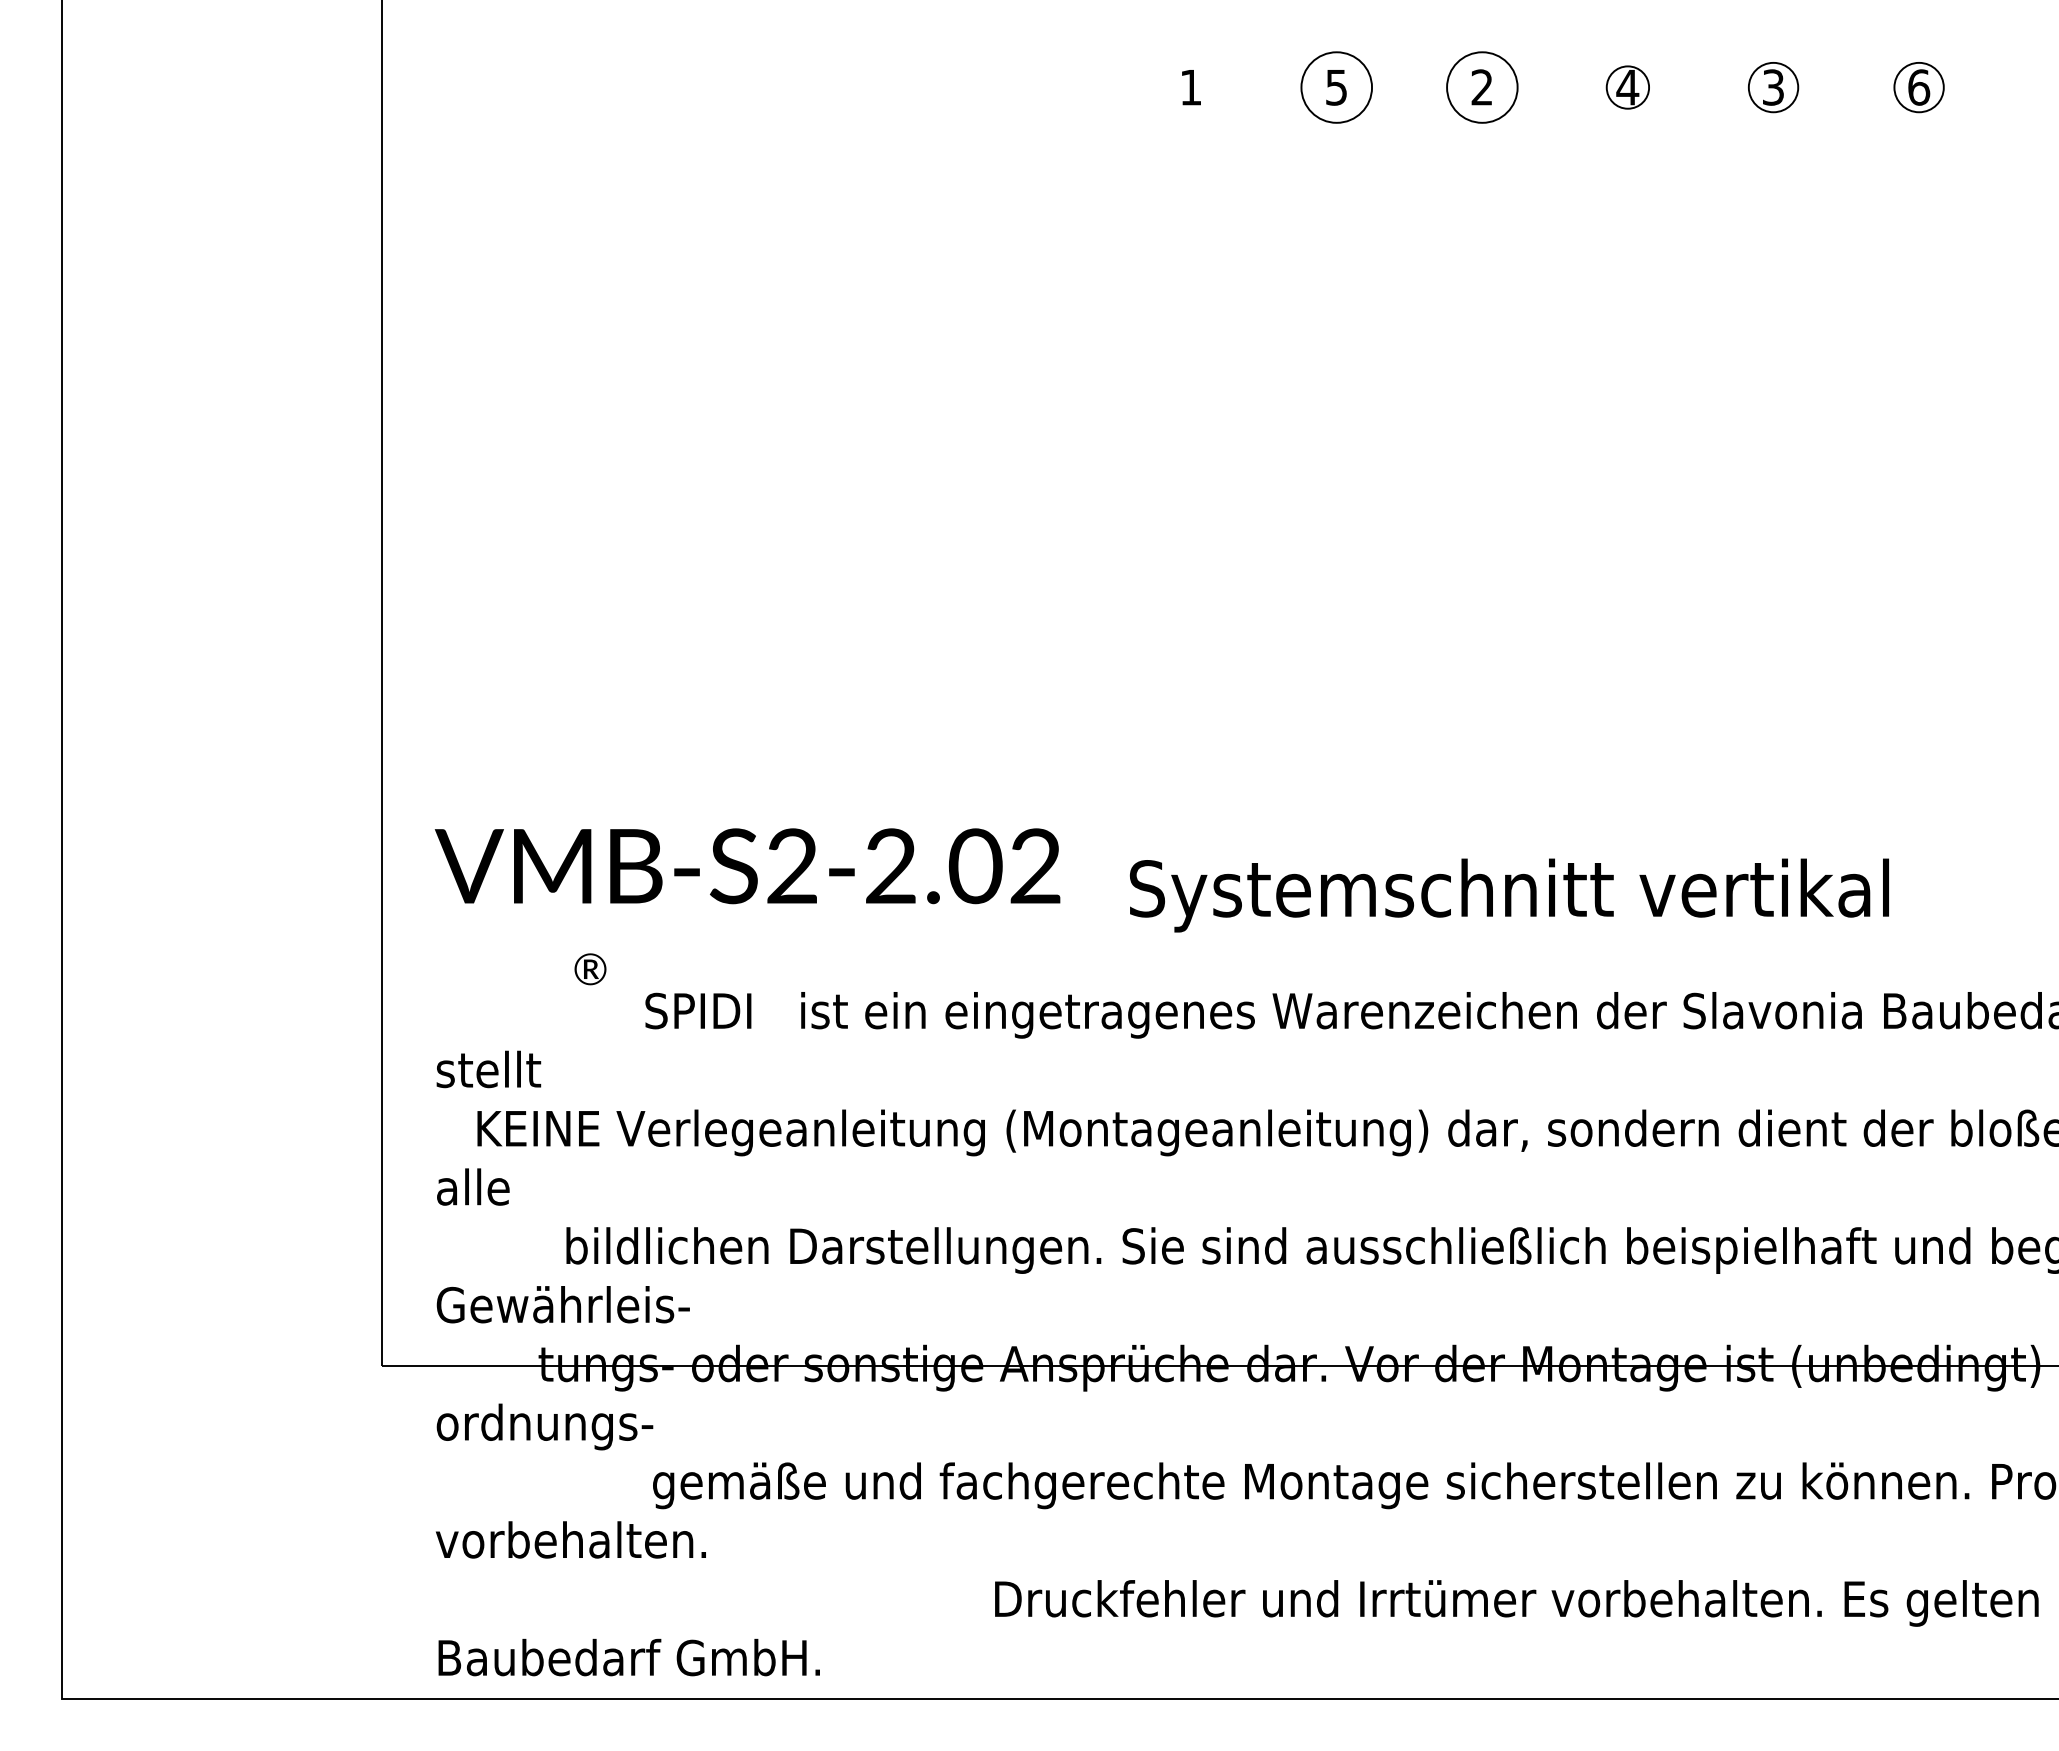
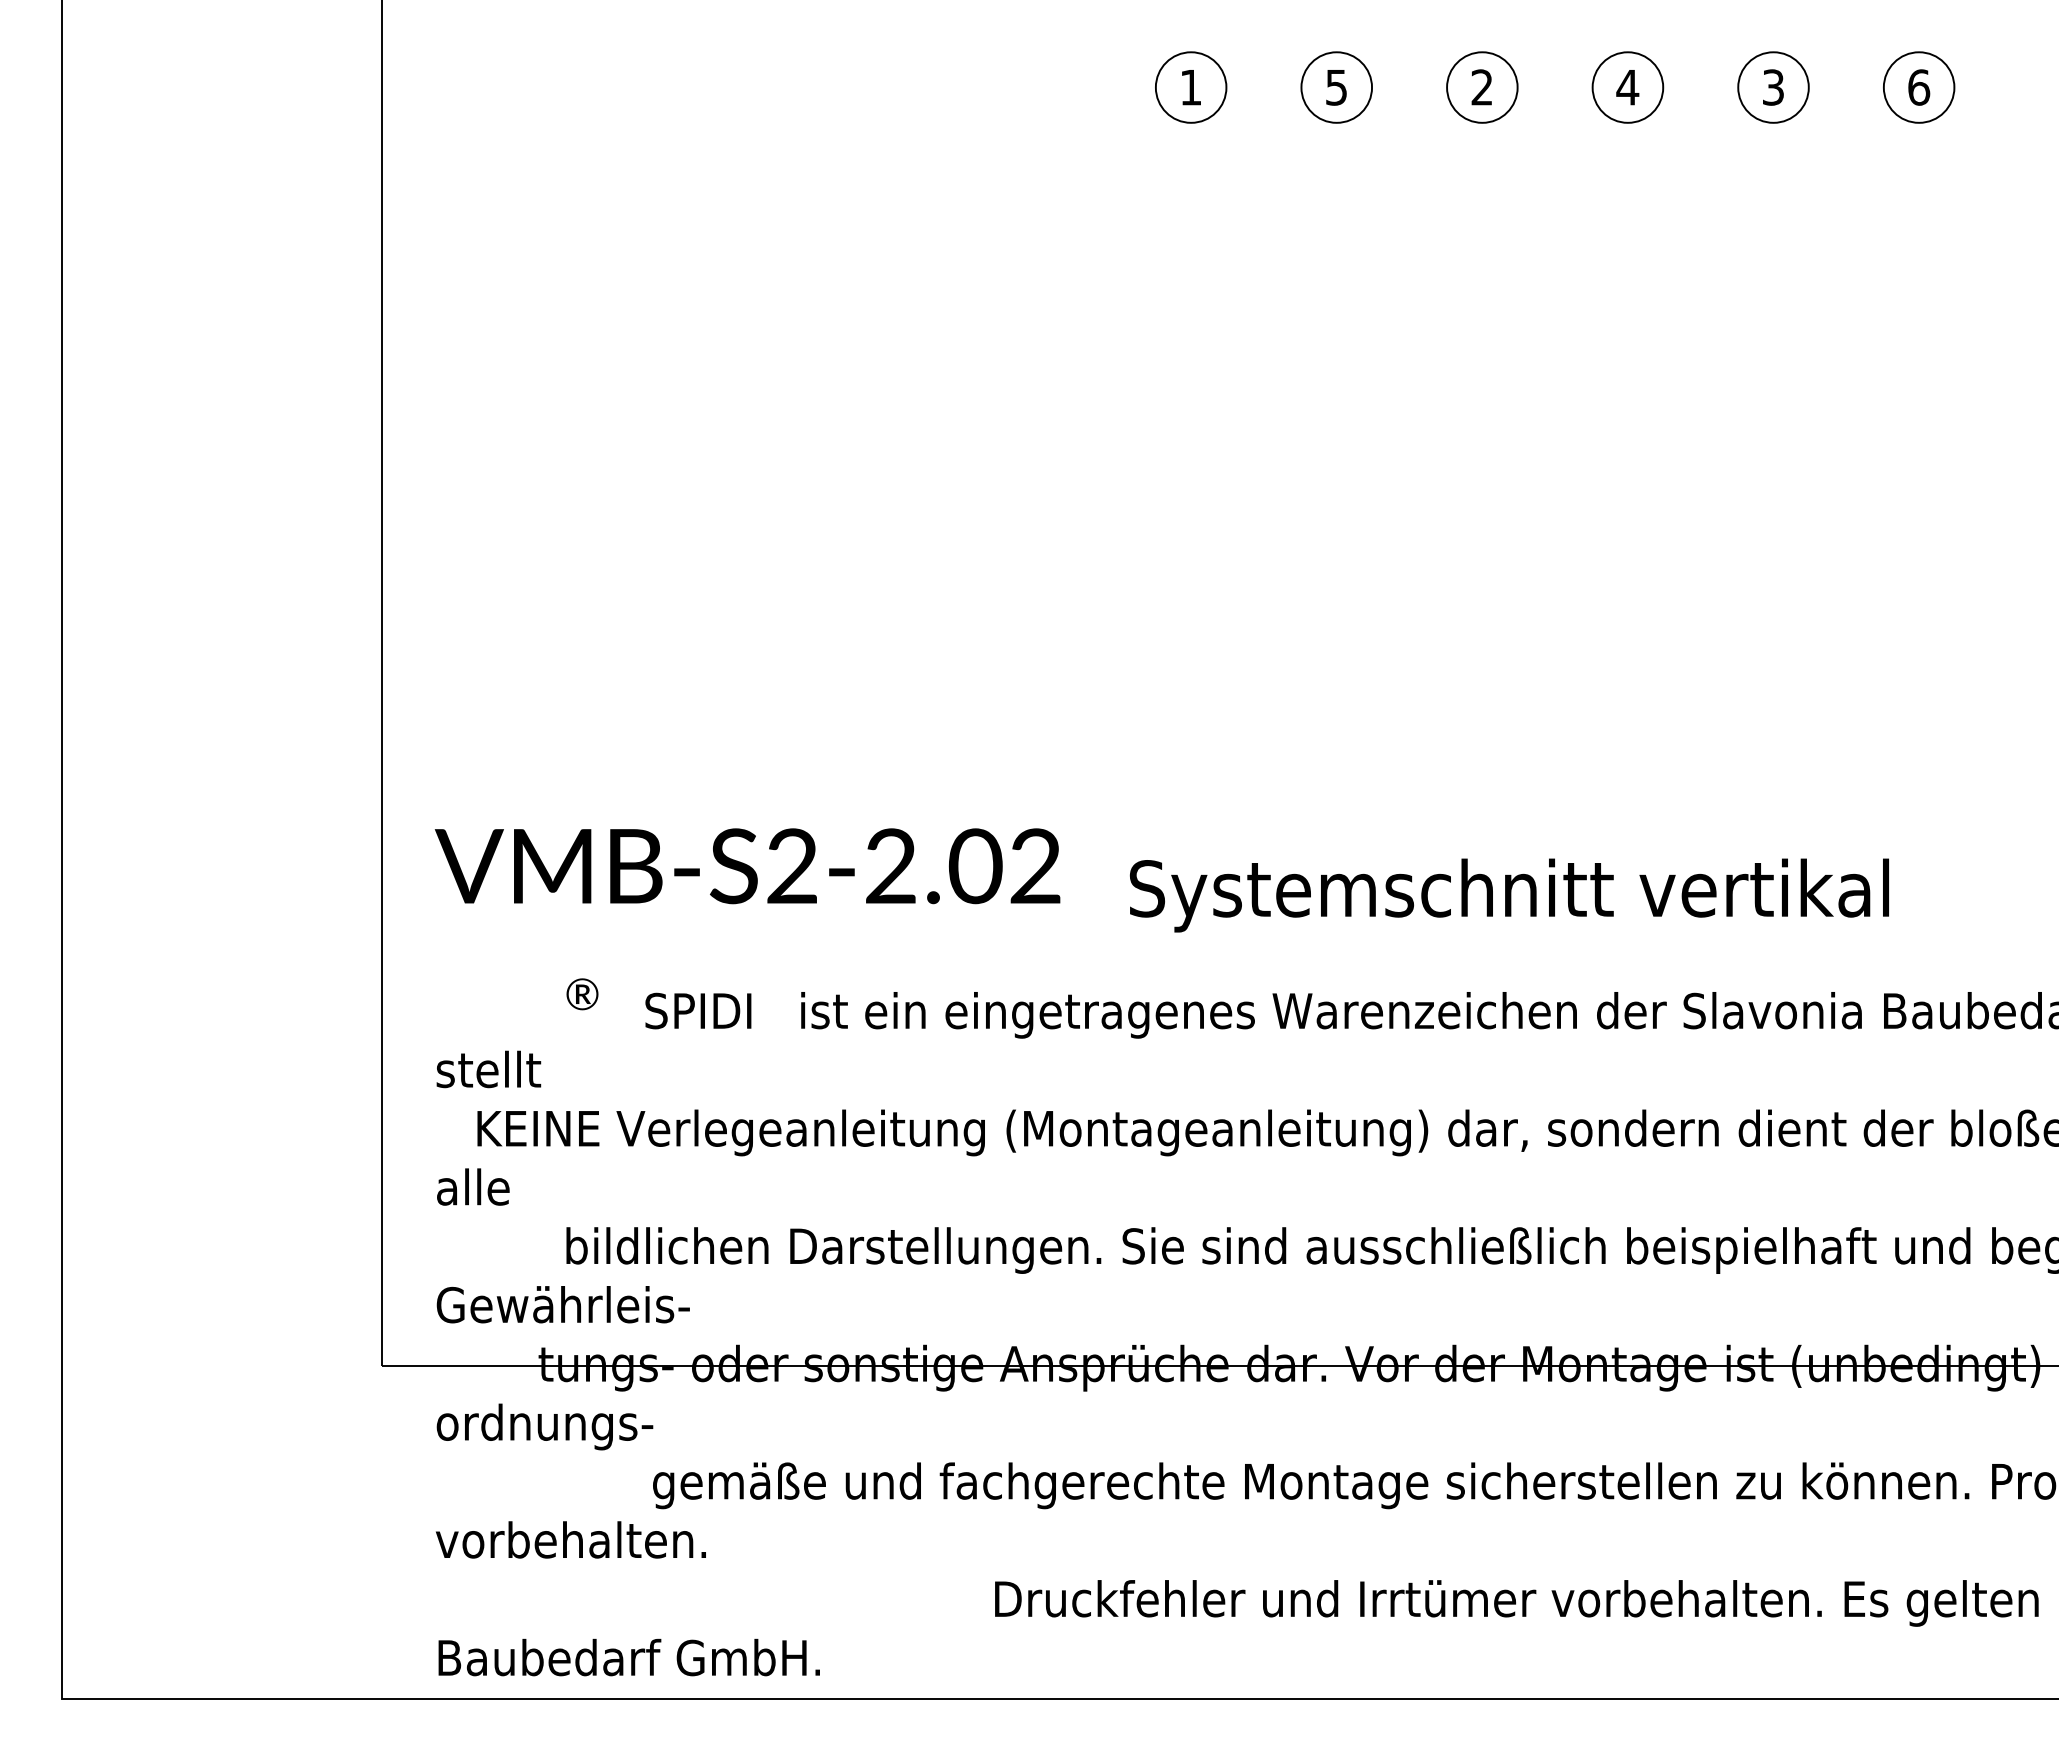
circle: none -> present (1191, 87)
circle diameter: 42 px -> 71 px (1627, 87)
circle diameter: 49 px -> 71 px (1773, 87)
circle diameter: 49 px -> 71 px (1918, 87)
text position: (590, 969) -> (582, 994) (582, 994)
